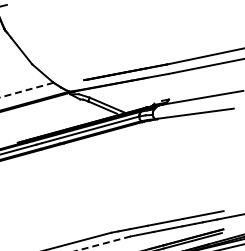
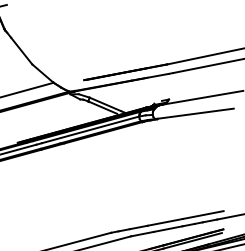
line: dashed -> solid (26, 90)
line: dashed -> solid (103, 243)
